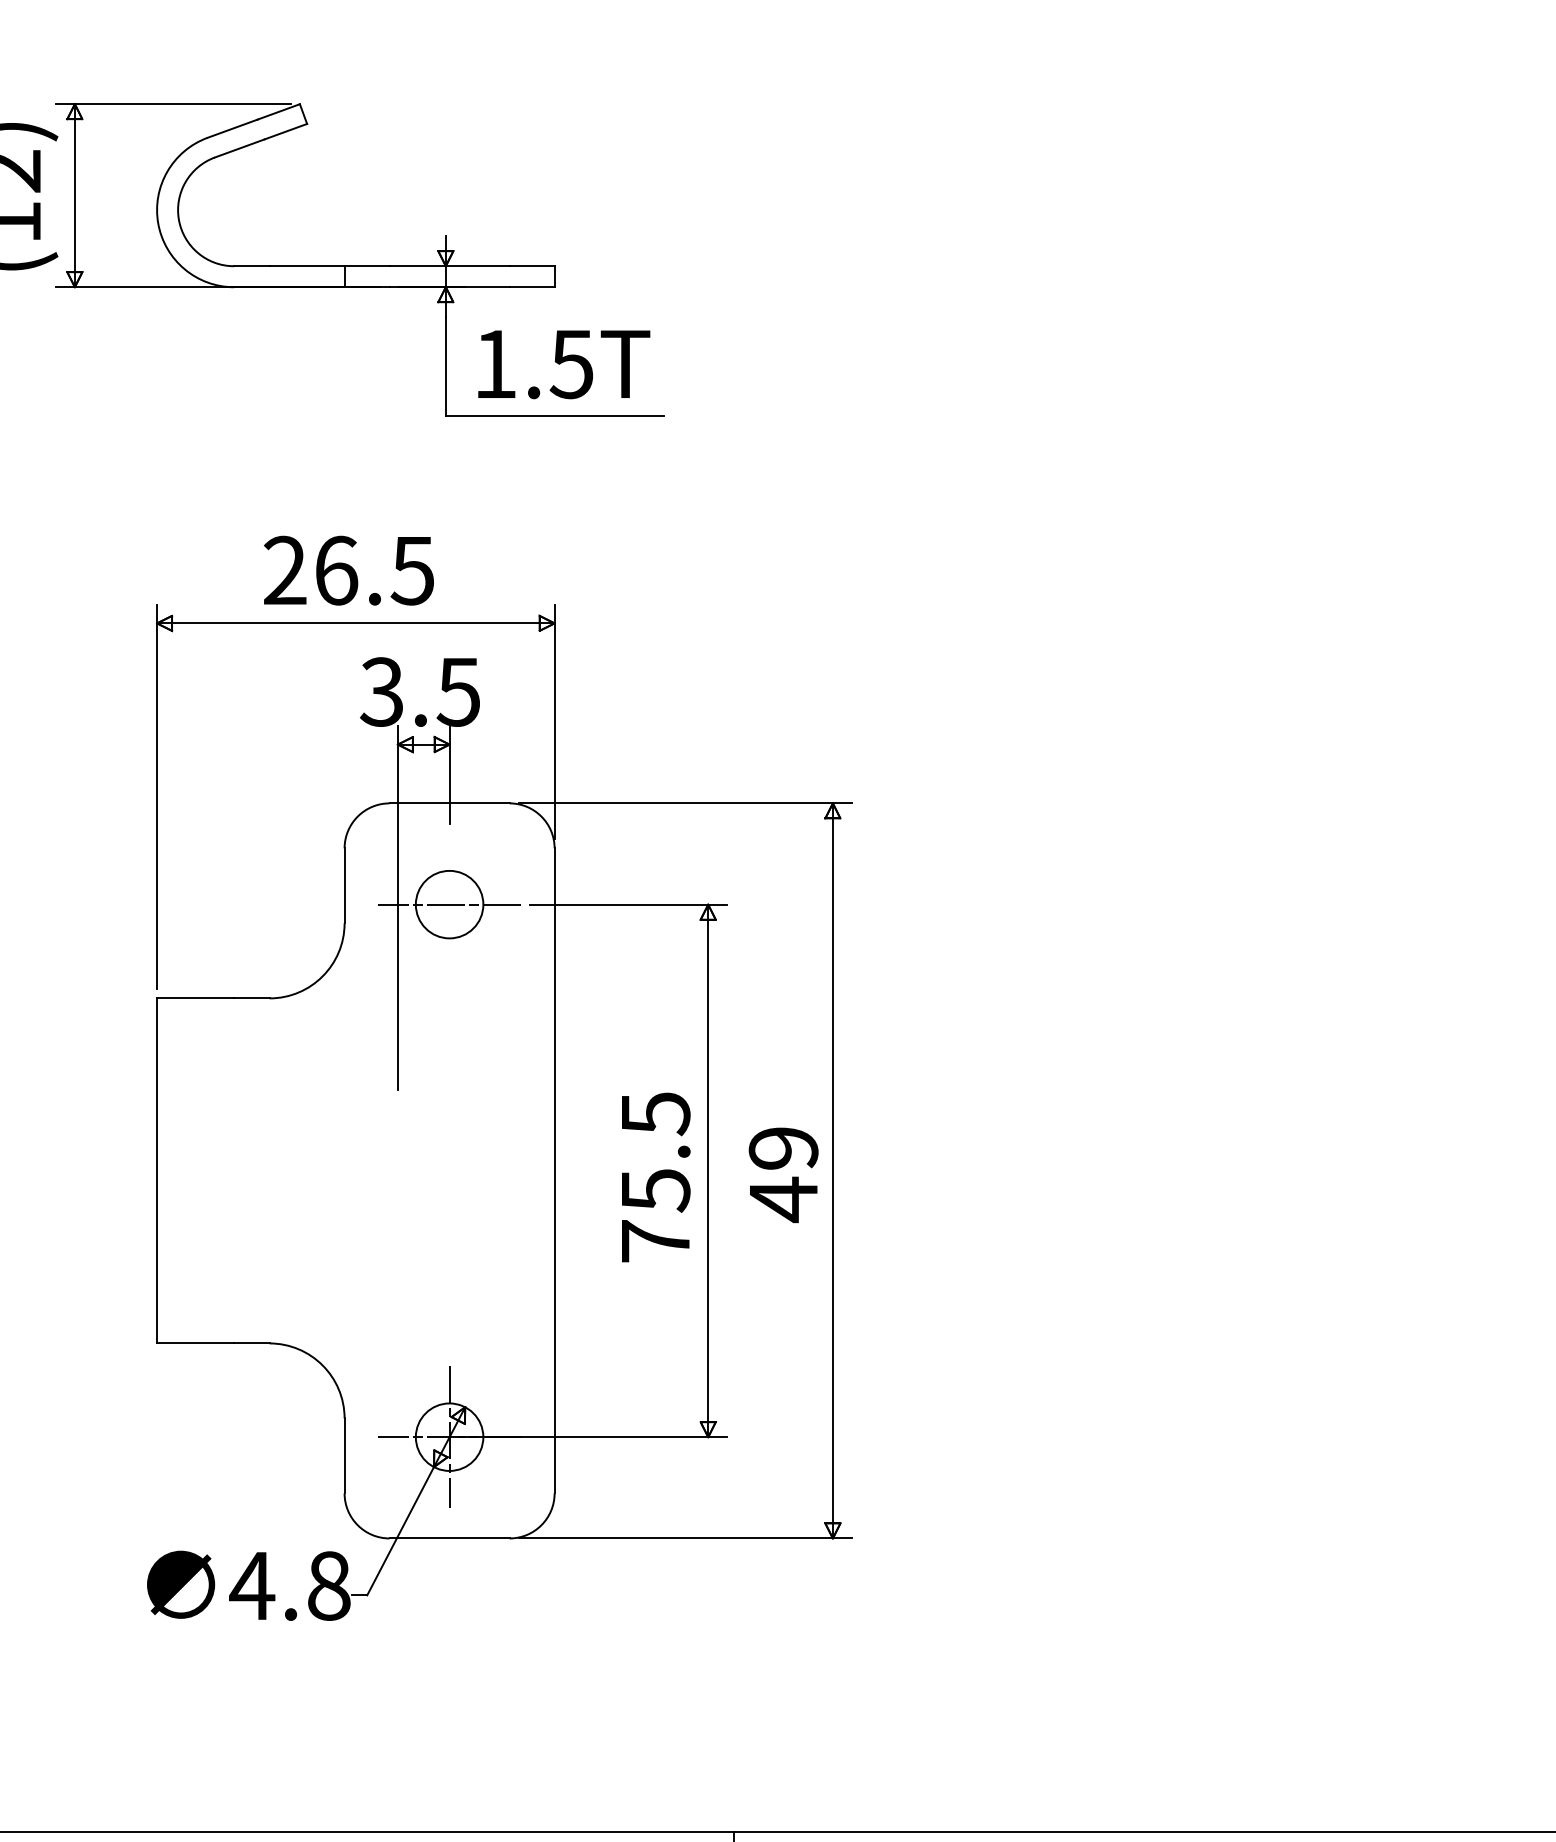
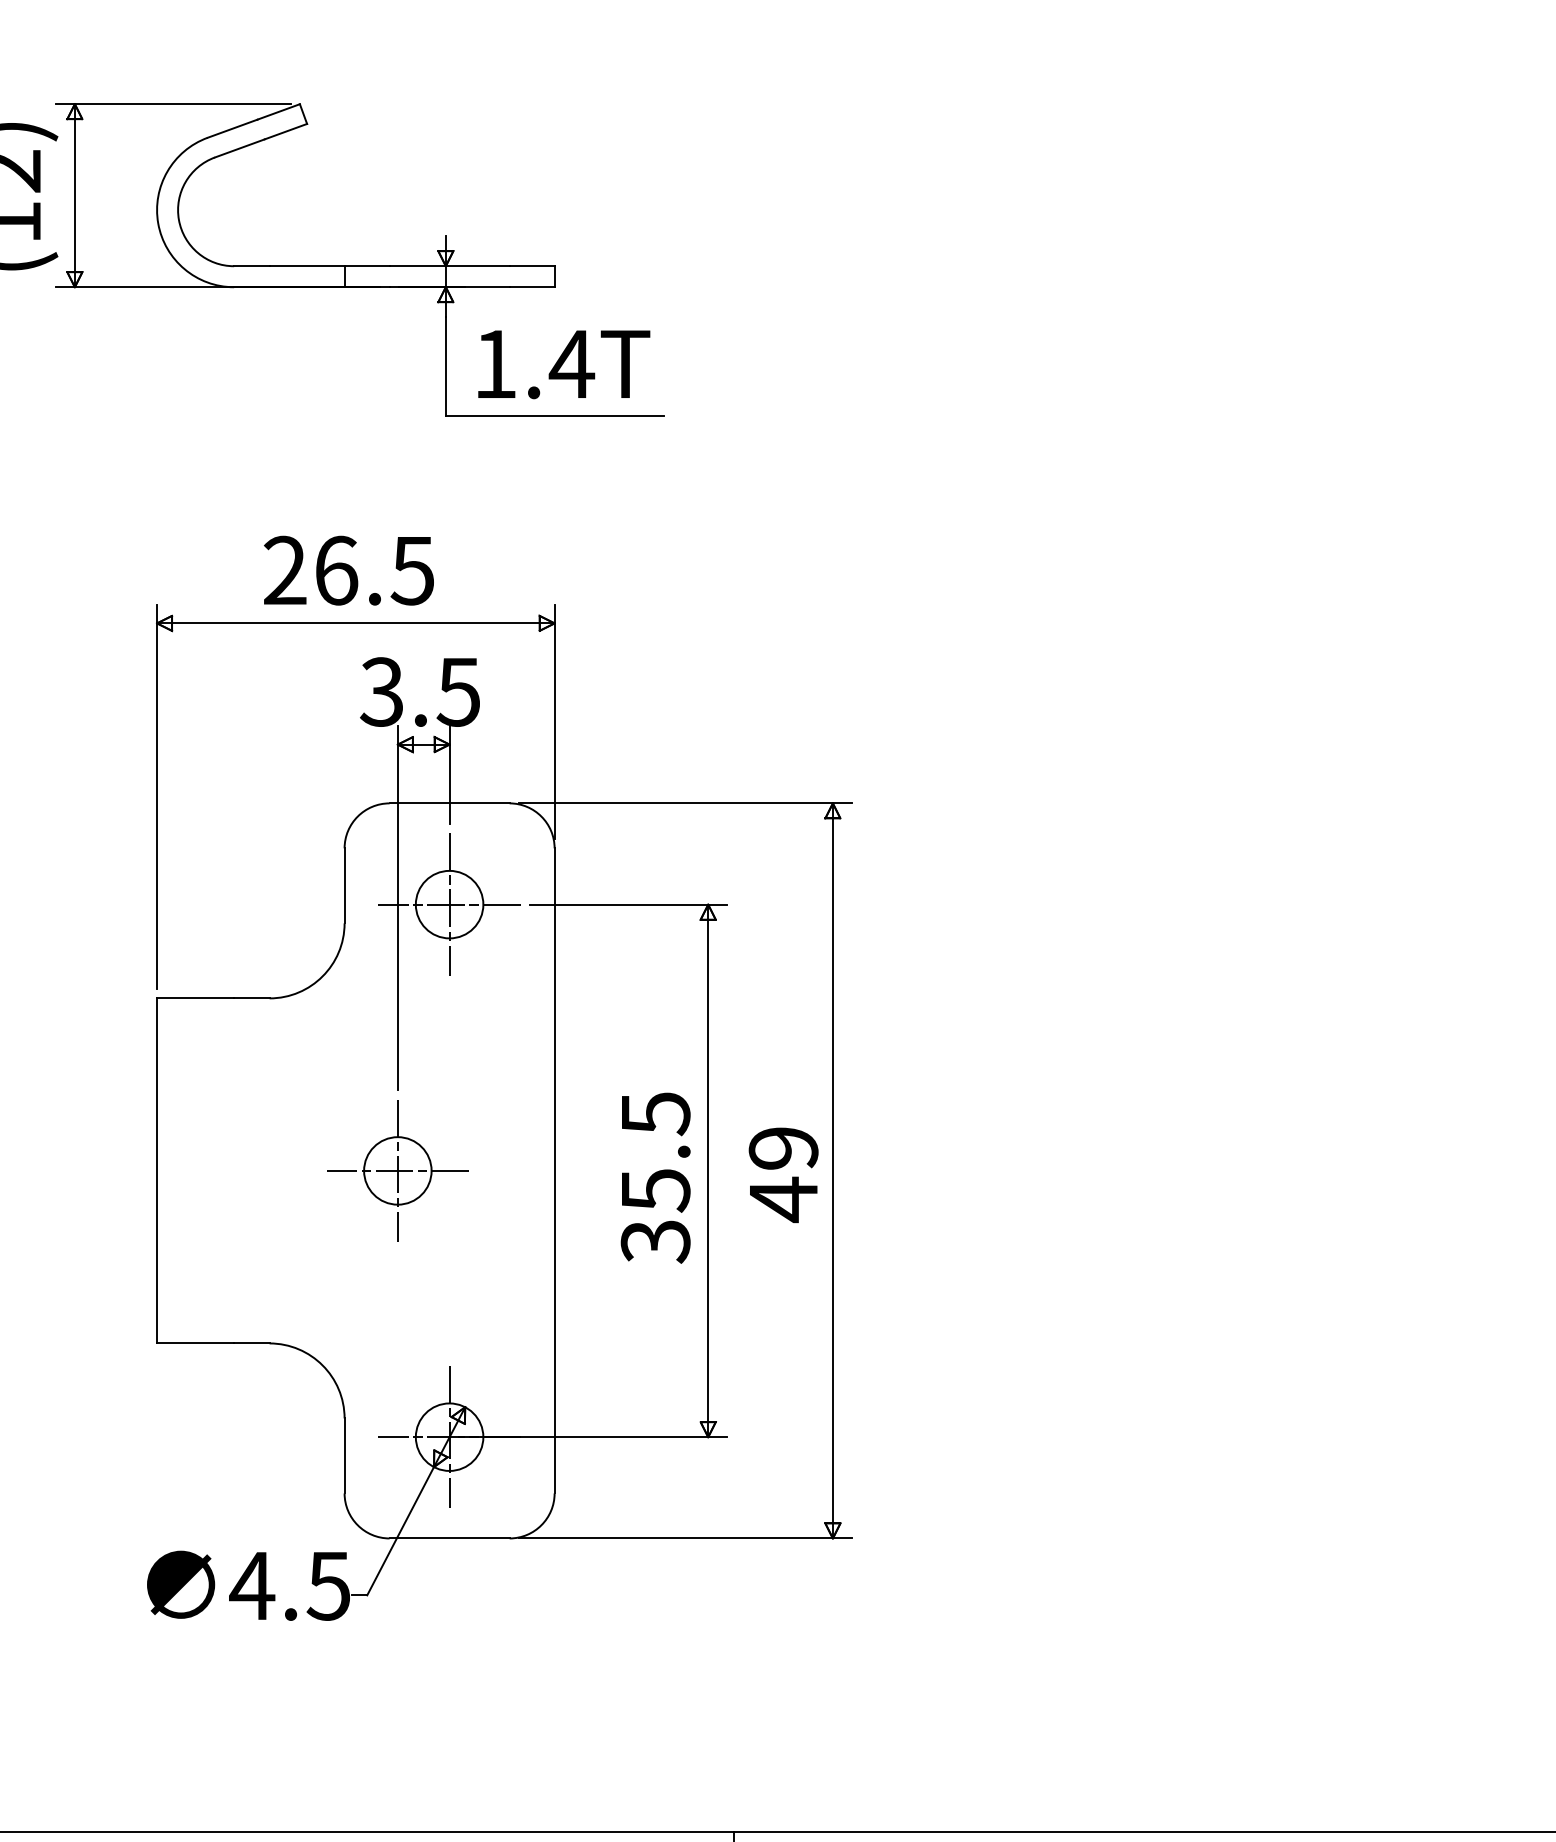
text: 1.5T -> 1.4T (571, 364)
line: none -> present (449, 904)
part: none -> present (397, 1170)
text: 75.5 -> 35.5 (655, 1241)
text: 4.8 -> 4.5 (328, 1585)
